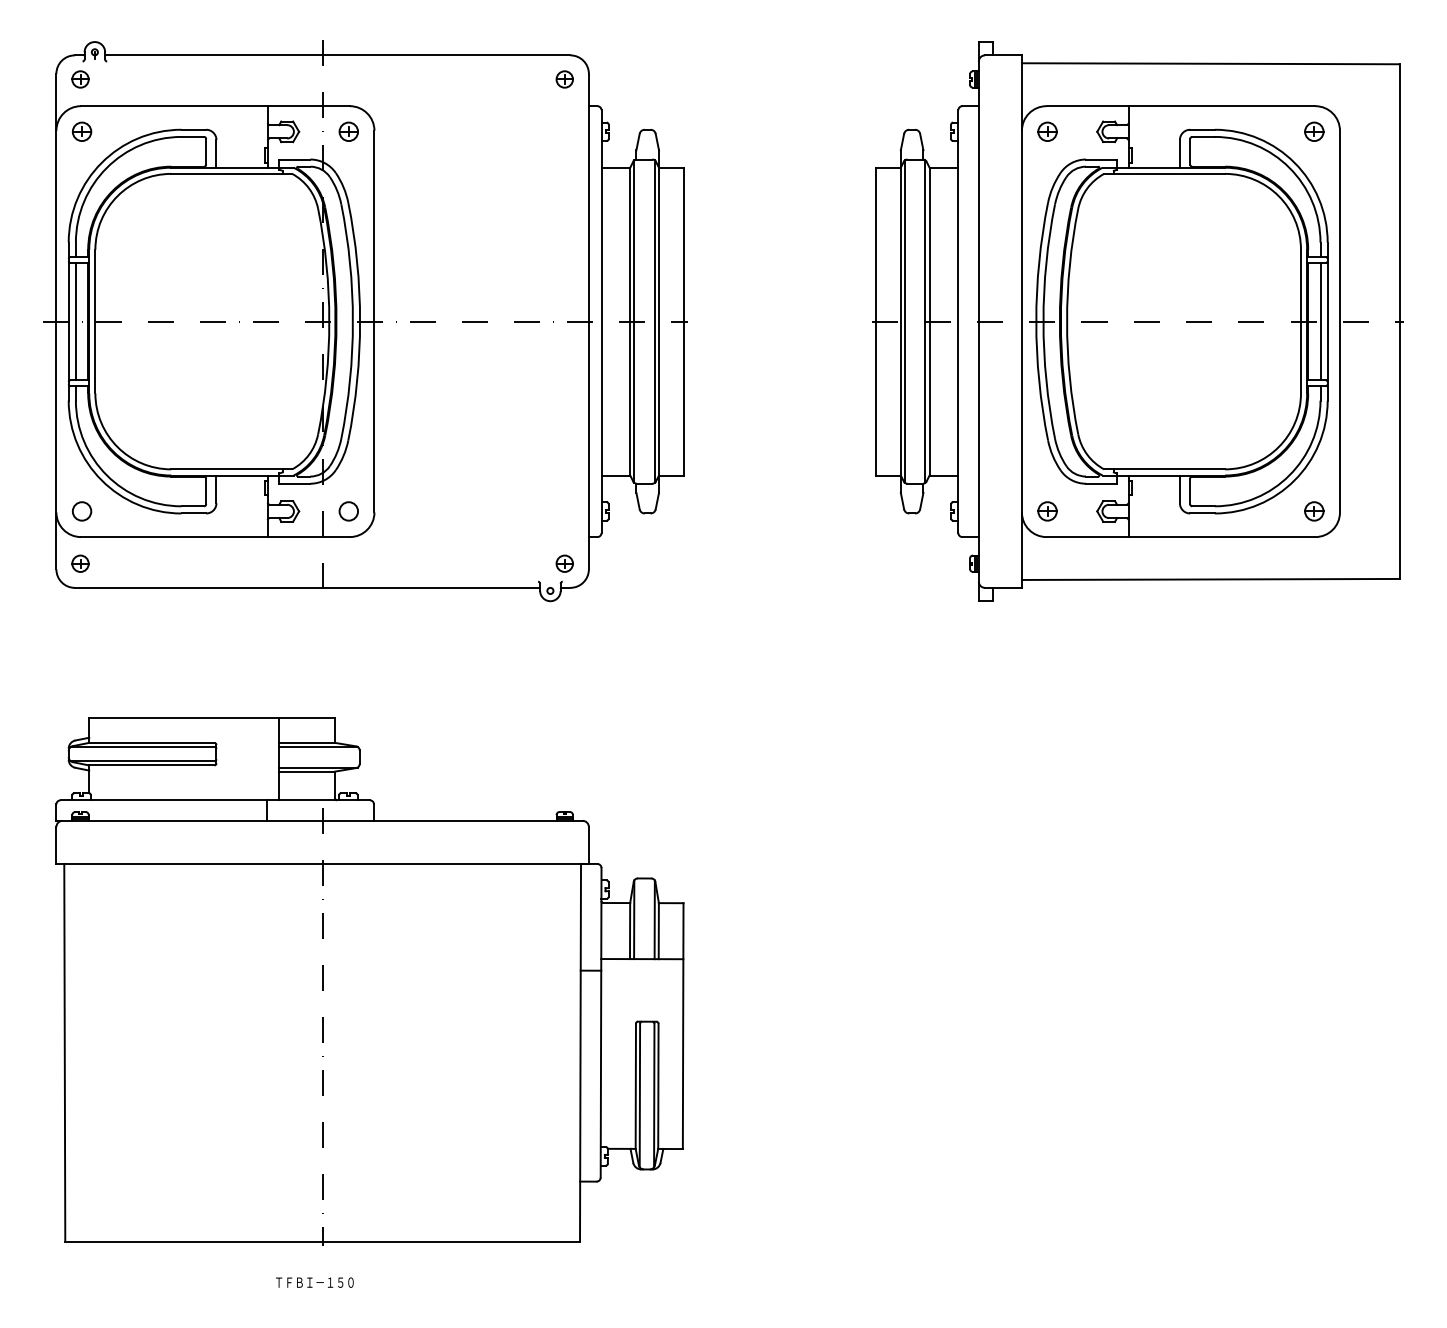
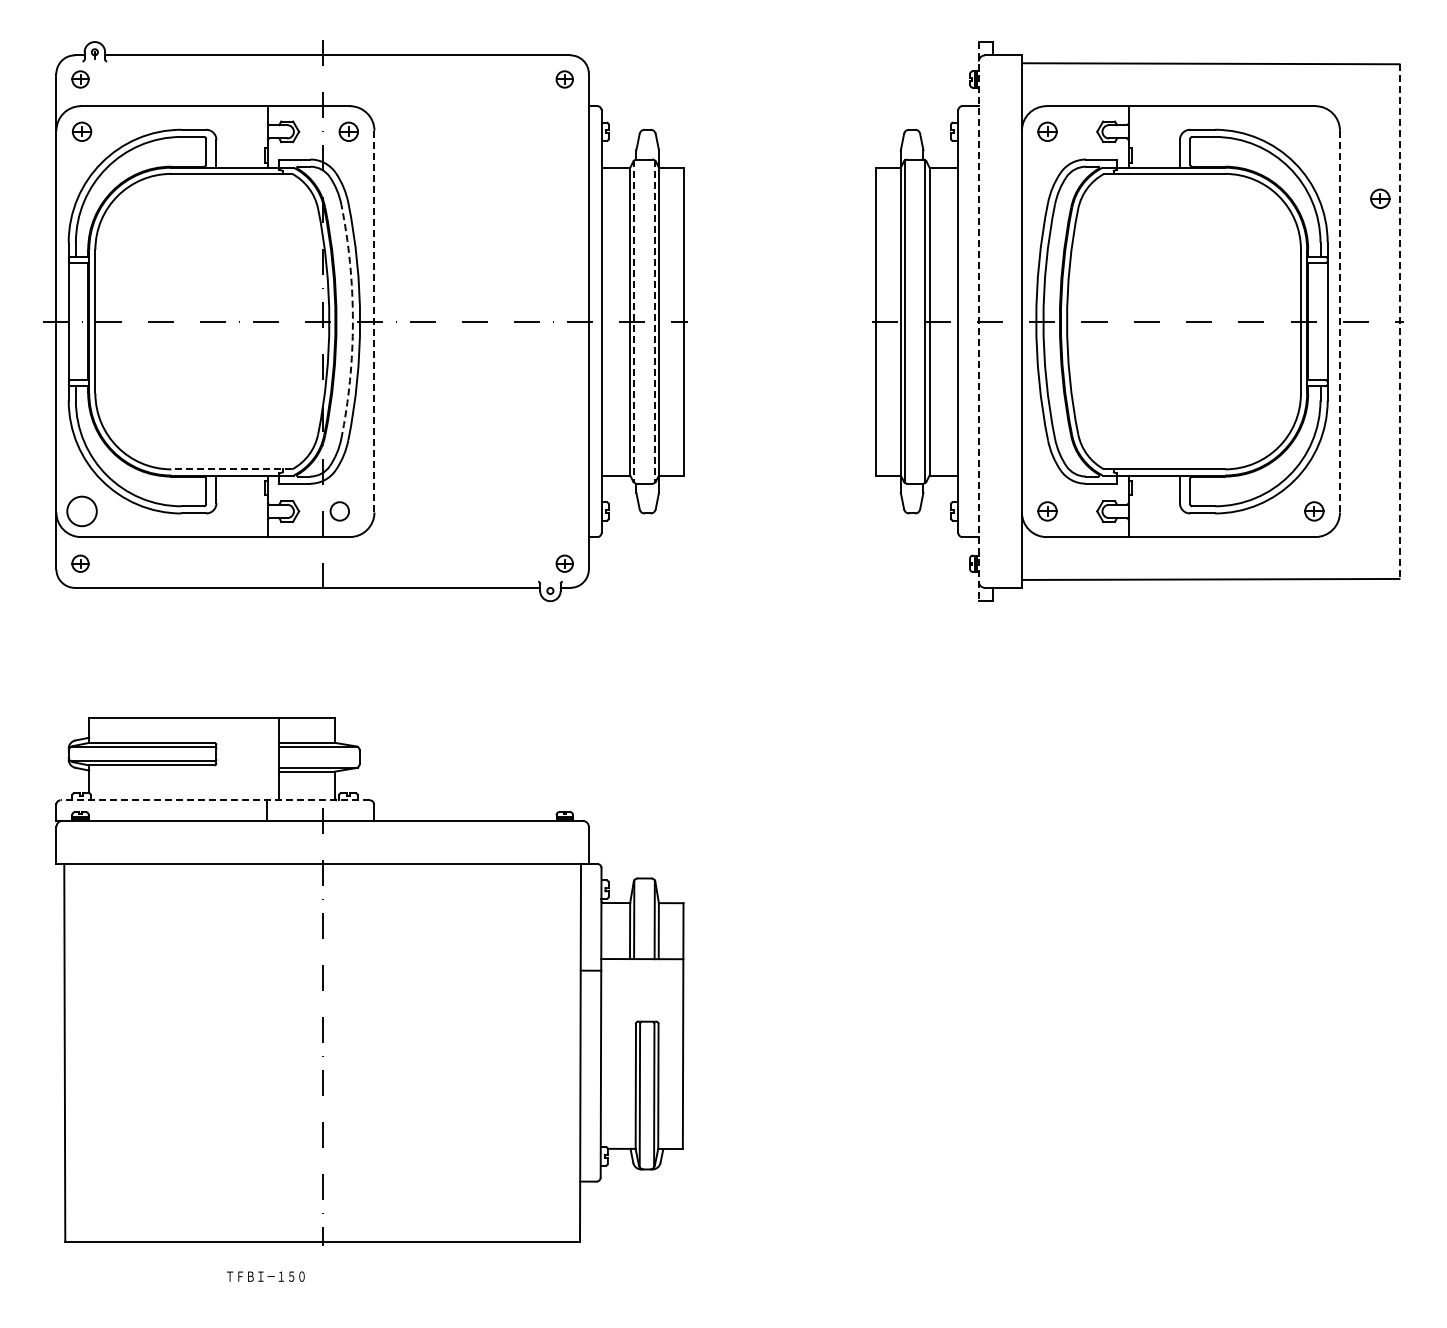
part position: (1314, 131) -> (1380, 198) (1380, 198)
line: present -> none (75, 321)
arc: solid -> dashed (352, 321)
line: solid -> dashed (374, 321)
line: solid -> dashed (978, 321)
line: present -> none (1320, 321)
line: solid -> dashed (1339, 321)
line: solid -> dashed (634, 322)
line: solid -> dashed (654, 322)
line: solid -> dashed (1399, 322)
line: solid -> dashed (231, 469)
circle diameter: 18 px -> 30 px (81, 511)
circle position: (348, 511) -> (339, 511) (339, 511)
line: solid -> dashed (215, 800)
text position: (314, 1282) -> (265, 1276) (265, 1276)
